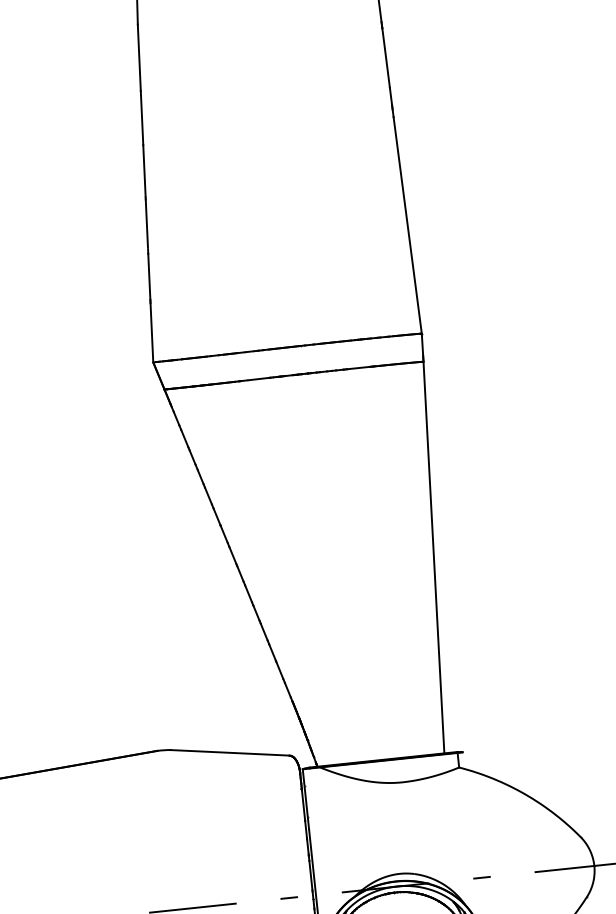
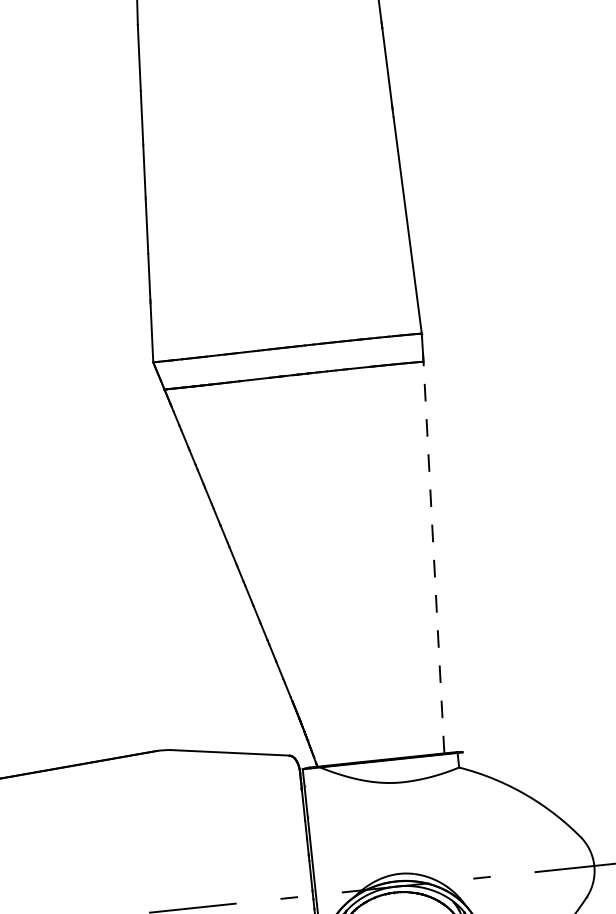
line: solid -> dashed (433, 557)
